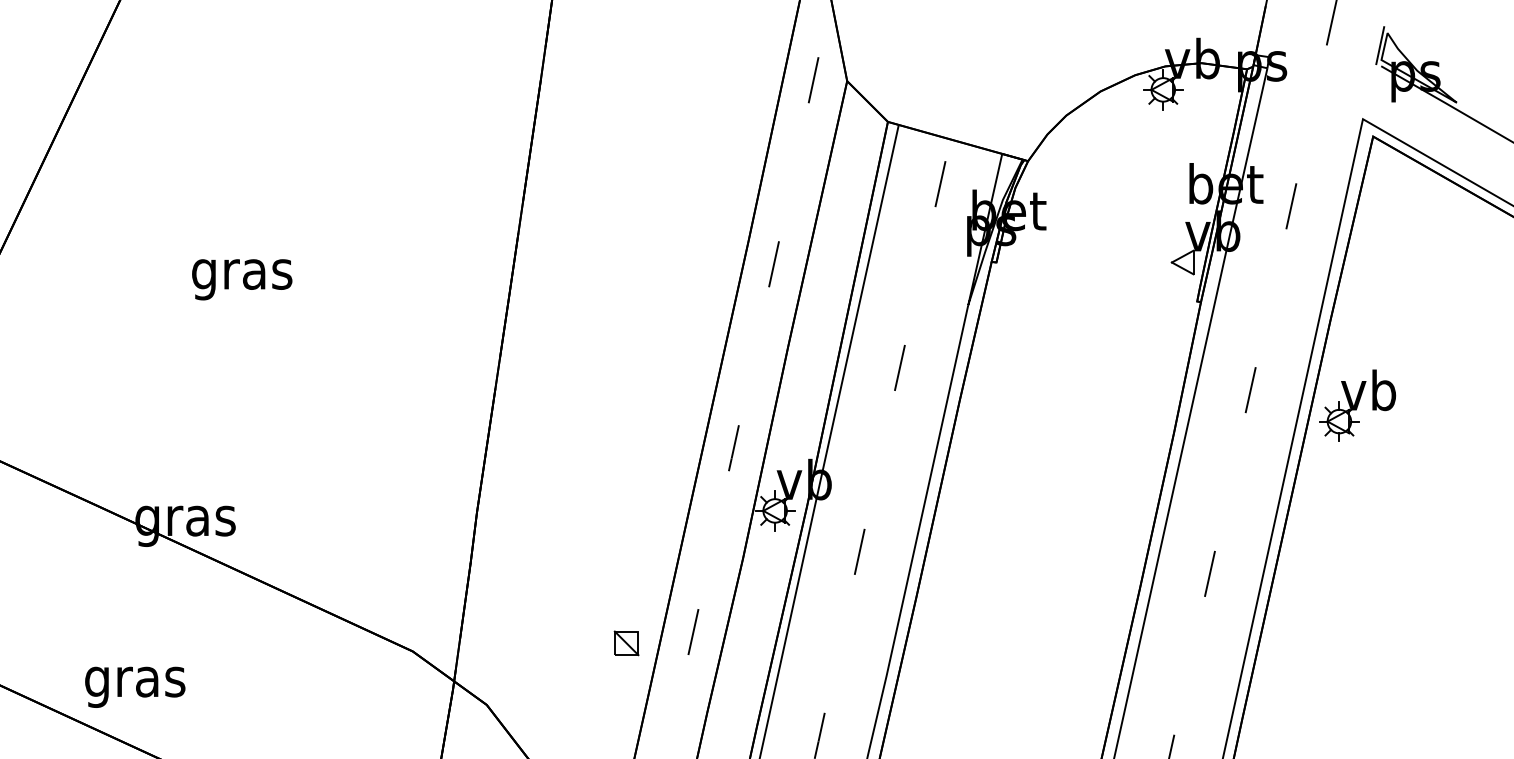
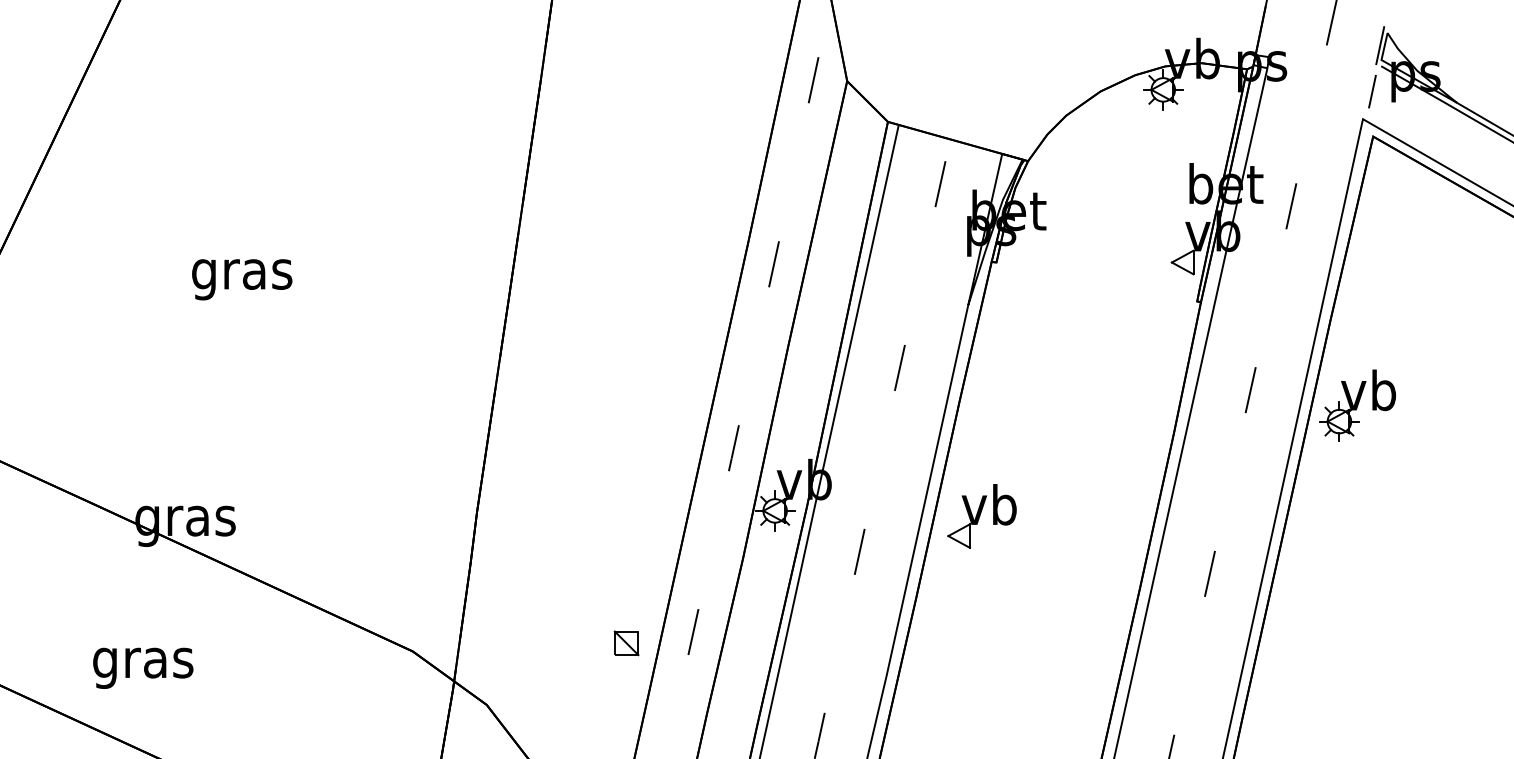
line: none -> present (1372, 91)
line: none -> present (1483, 118)
part: none -> present (981, 516)
text position: (135, 686) -> (143, 667) (143, 667)
